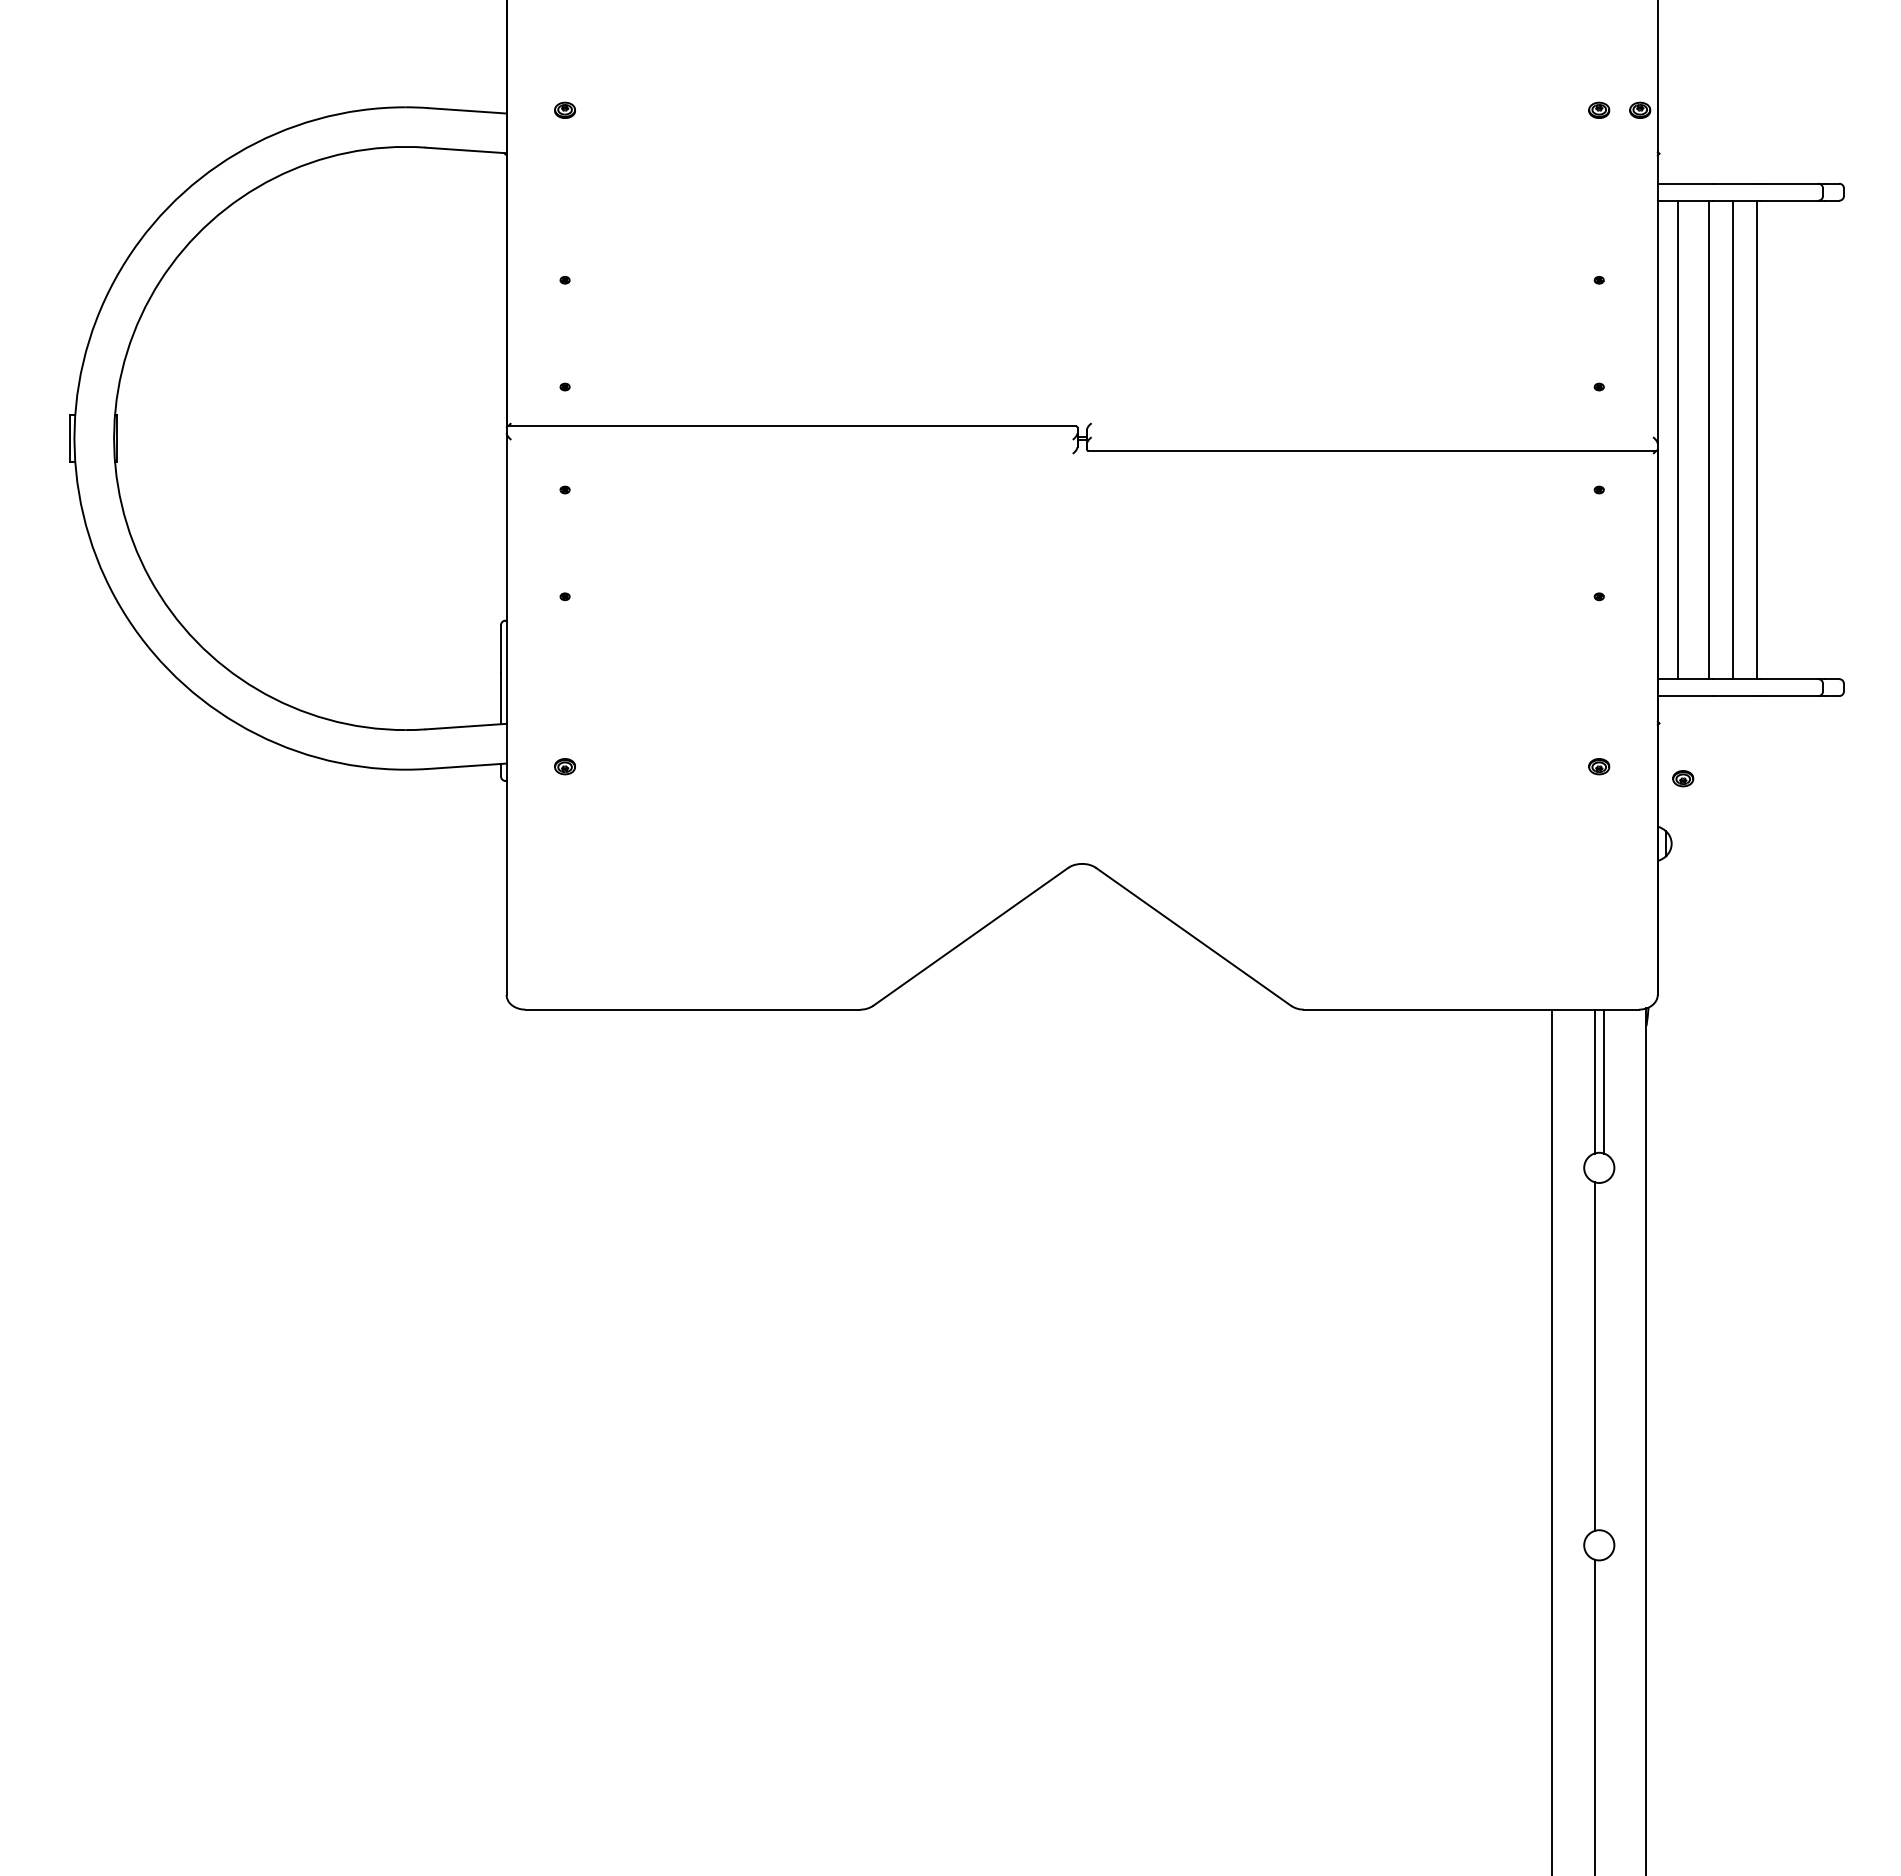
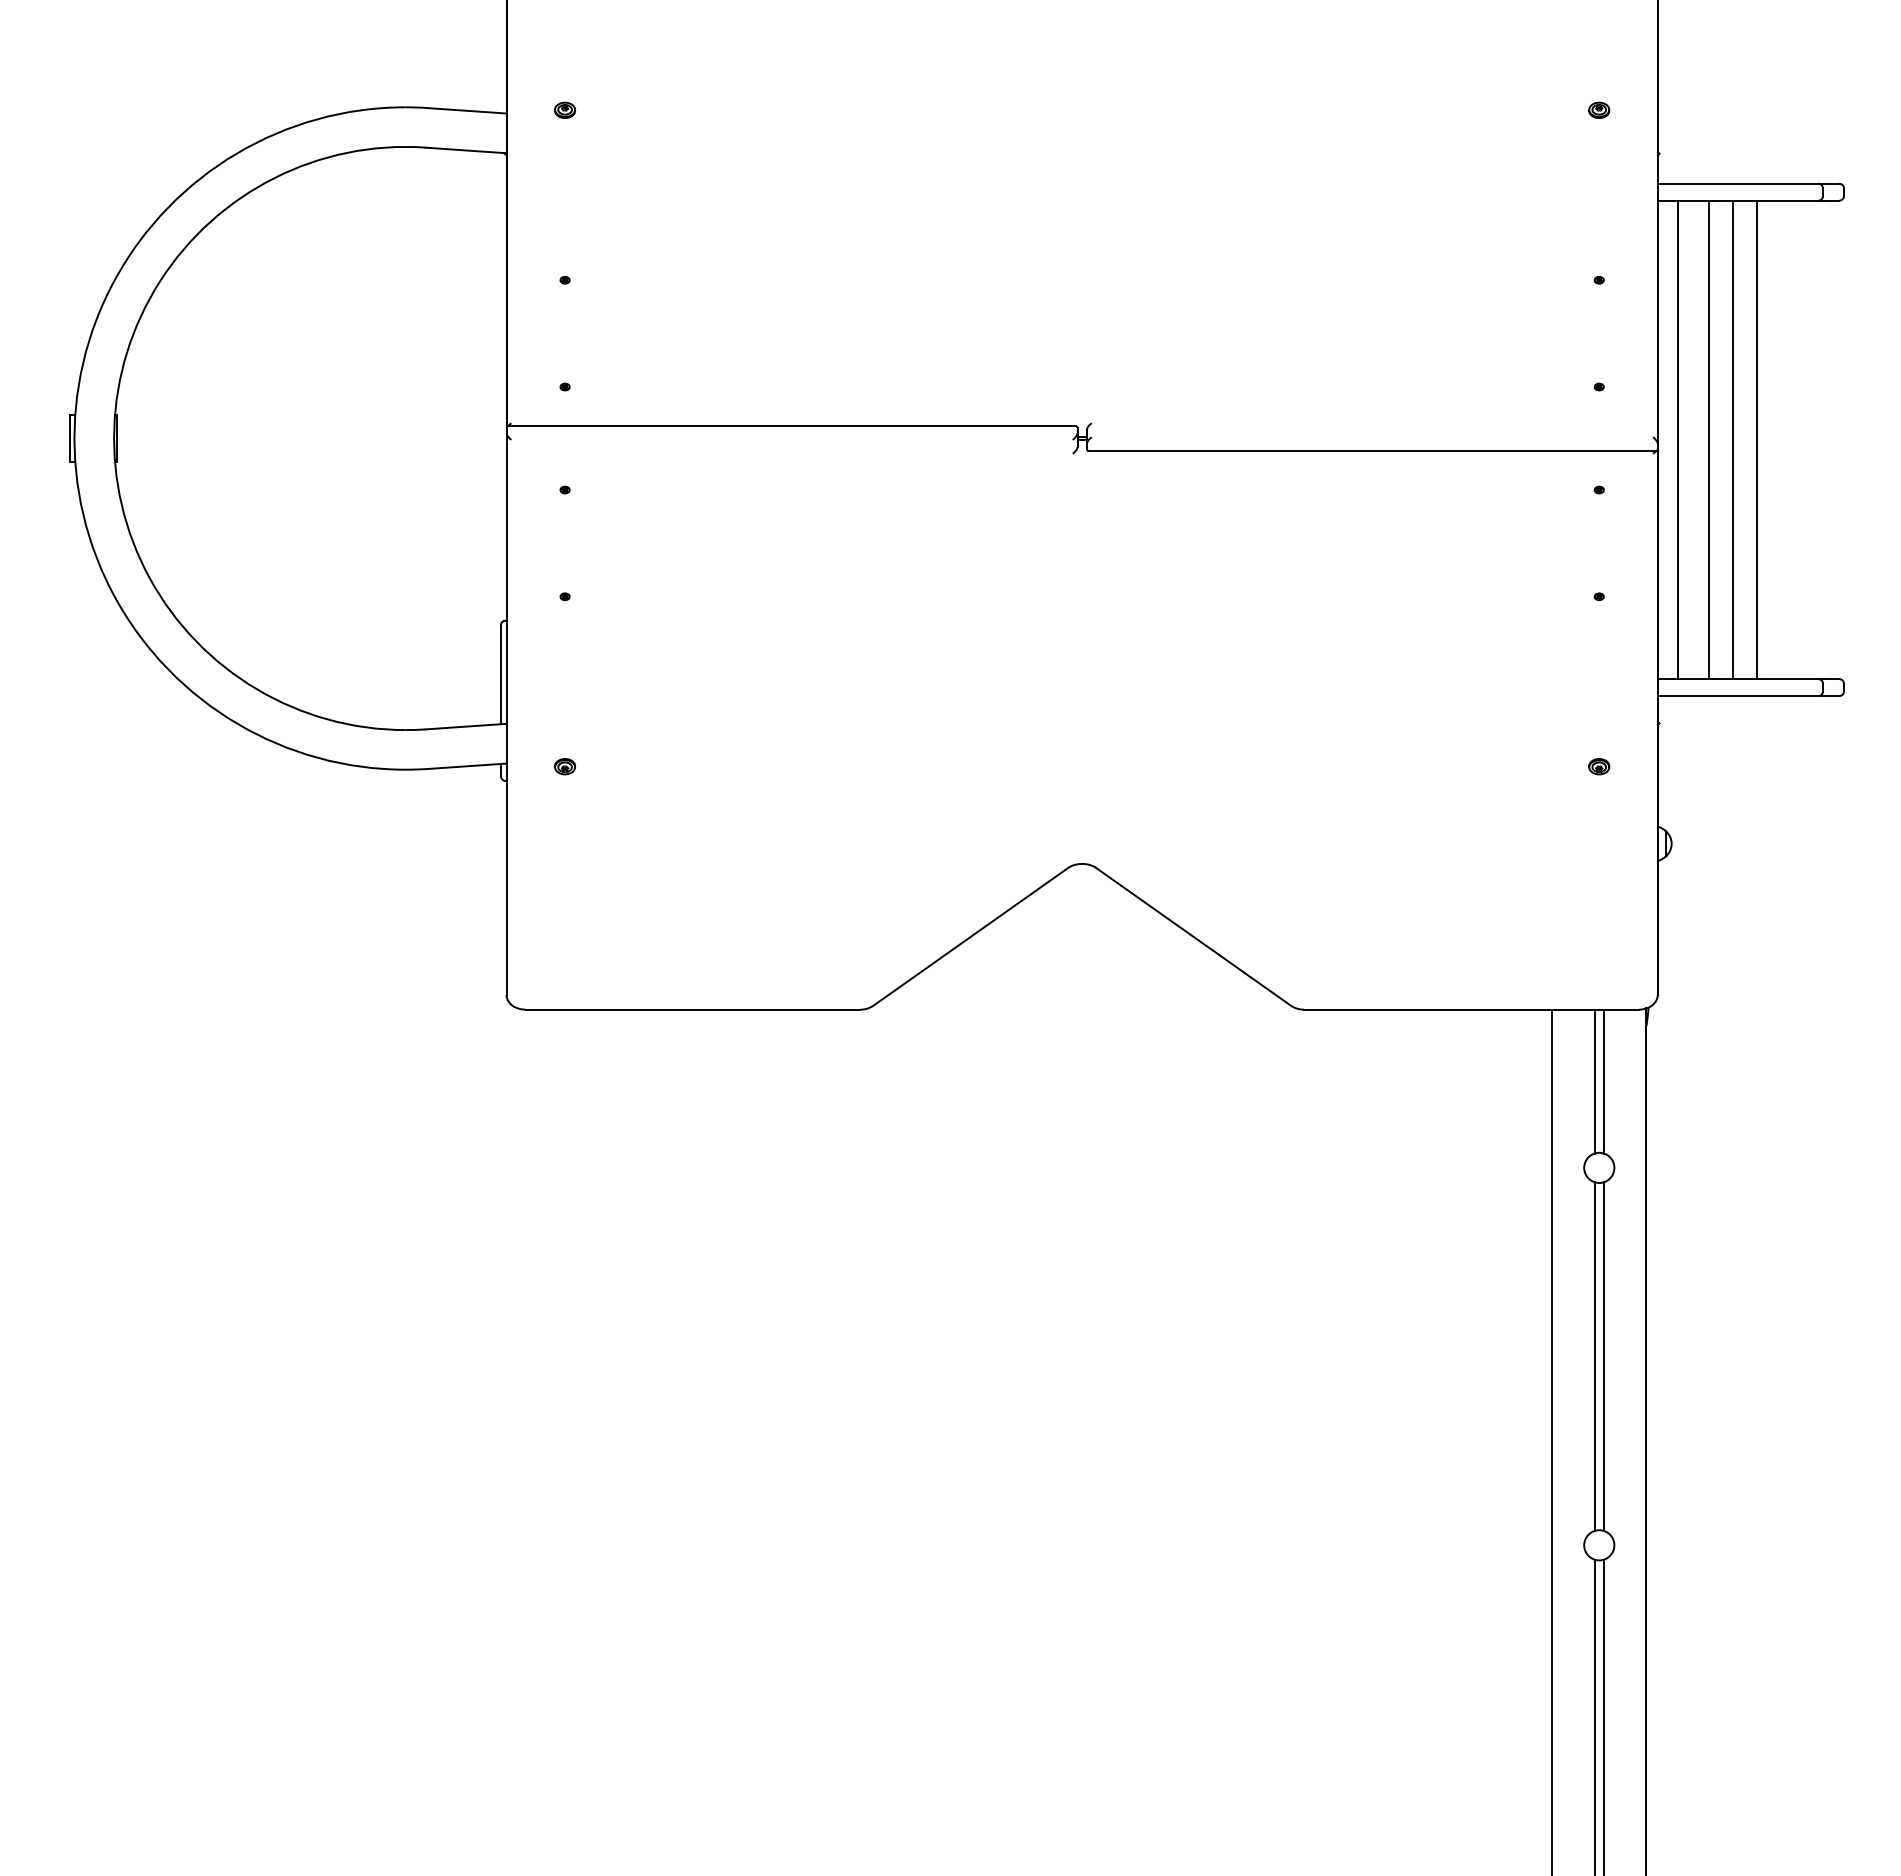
part: present -> none (1640, 109)
part: present -> none (1683, 778)
line: none -> present (1604, 1356)
line: none -> present (1604, 1715)
